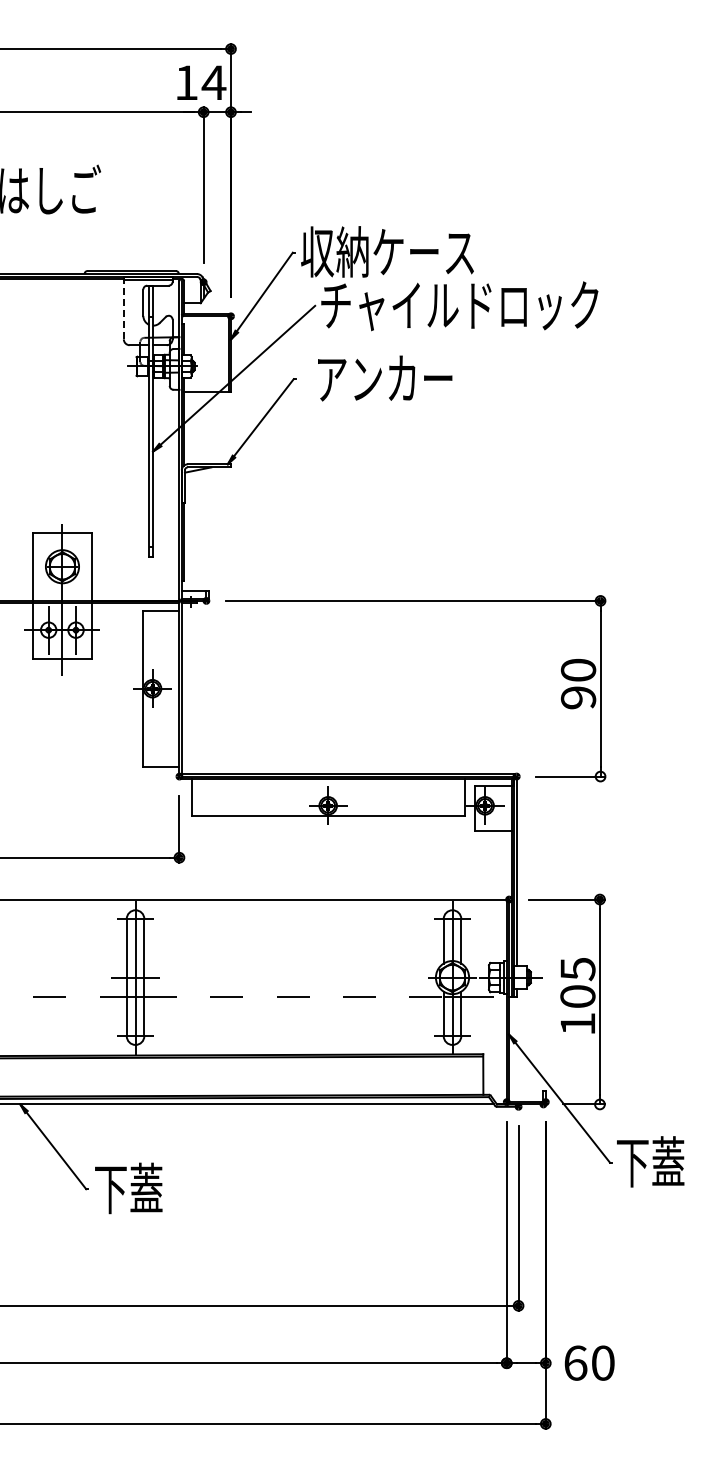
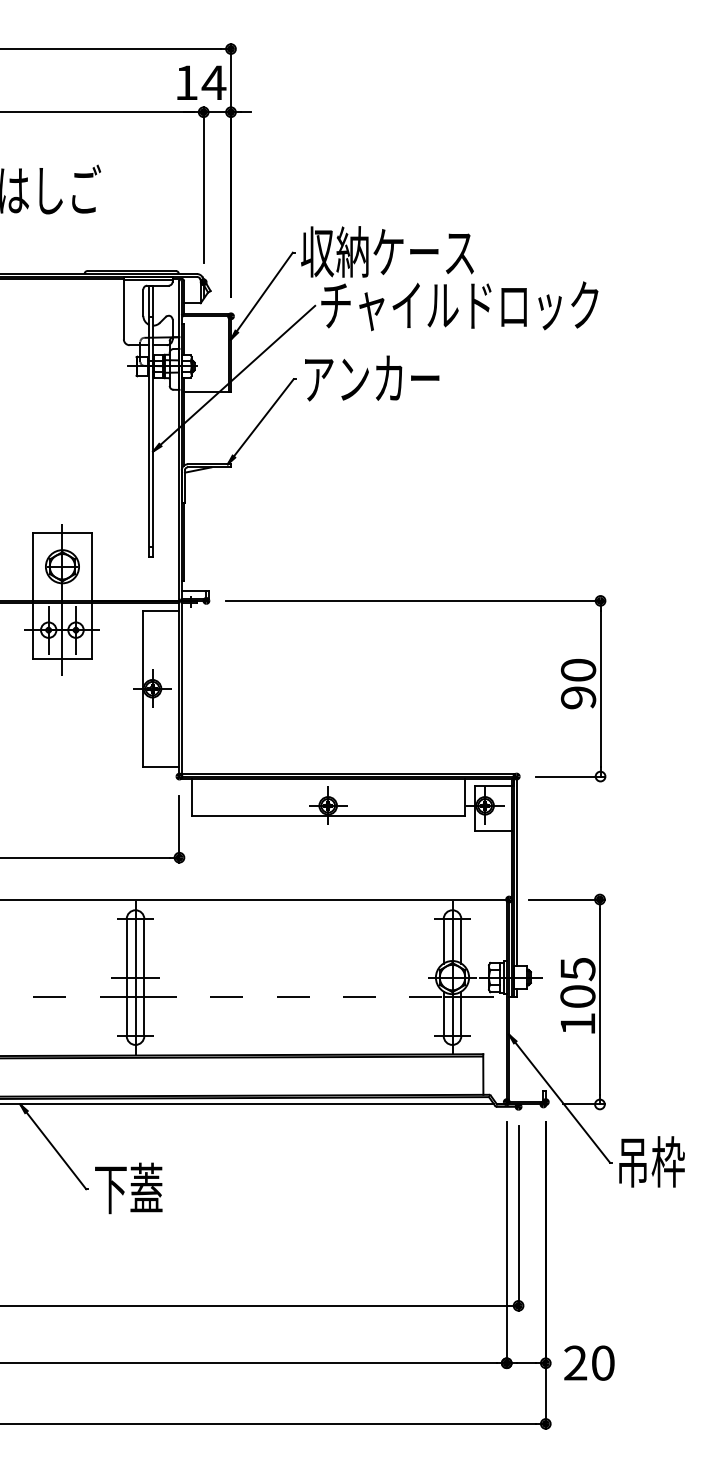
line: dashed -> solid (123, 307)
text position: (385, 378) -> (372, 378) (372, 378)
text: 下蓋 -> 吊枠 (650, 1161)
text: 60 -> 20 (575, 1362)
